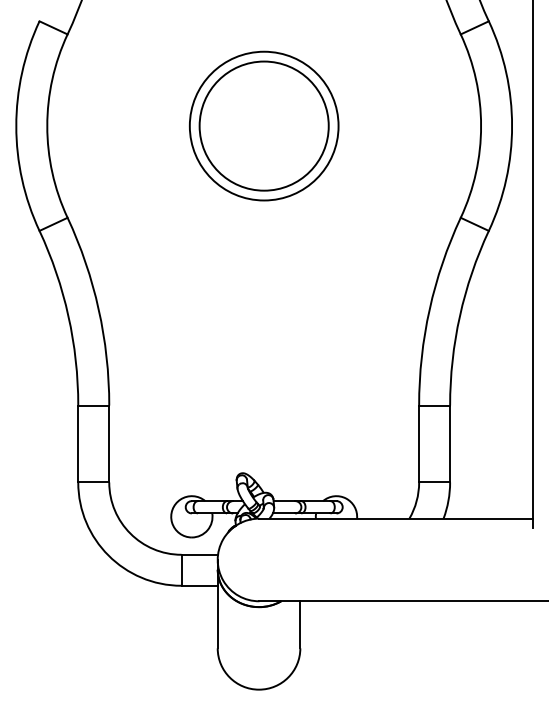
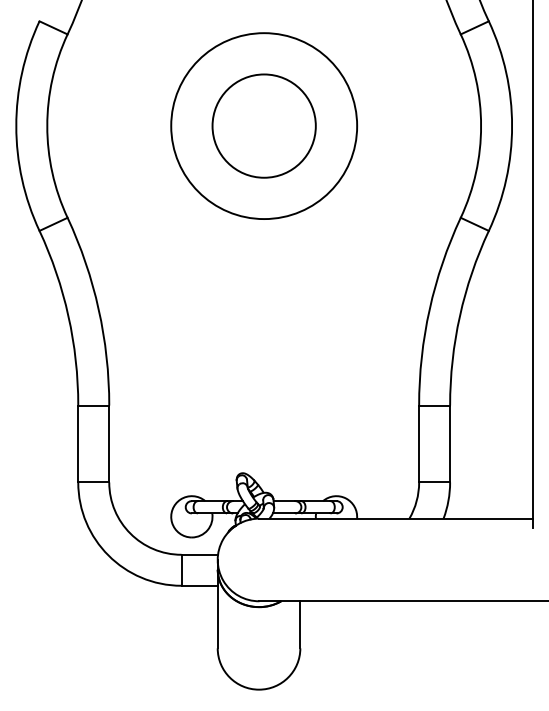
circle diameter: 129 px -> 103 px (263, 125)
circle diameter: 149 px -> 186 px (264, 126)
